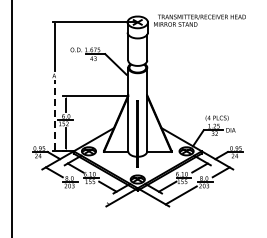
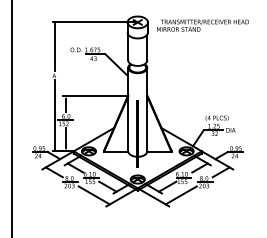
text position: (199, 20) -> (202, 25) (202, 25)
line: dashed -> solid (54, 114)
line: none -> present (93, 195)
